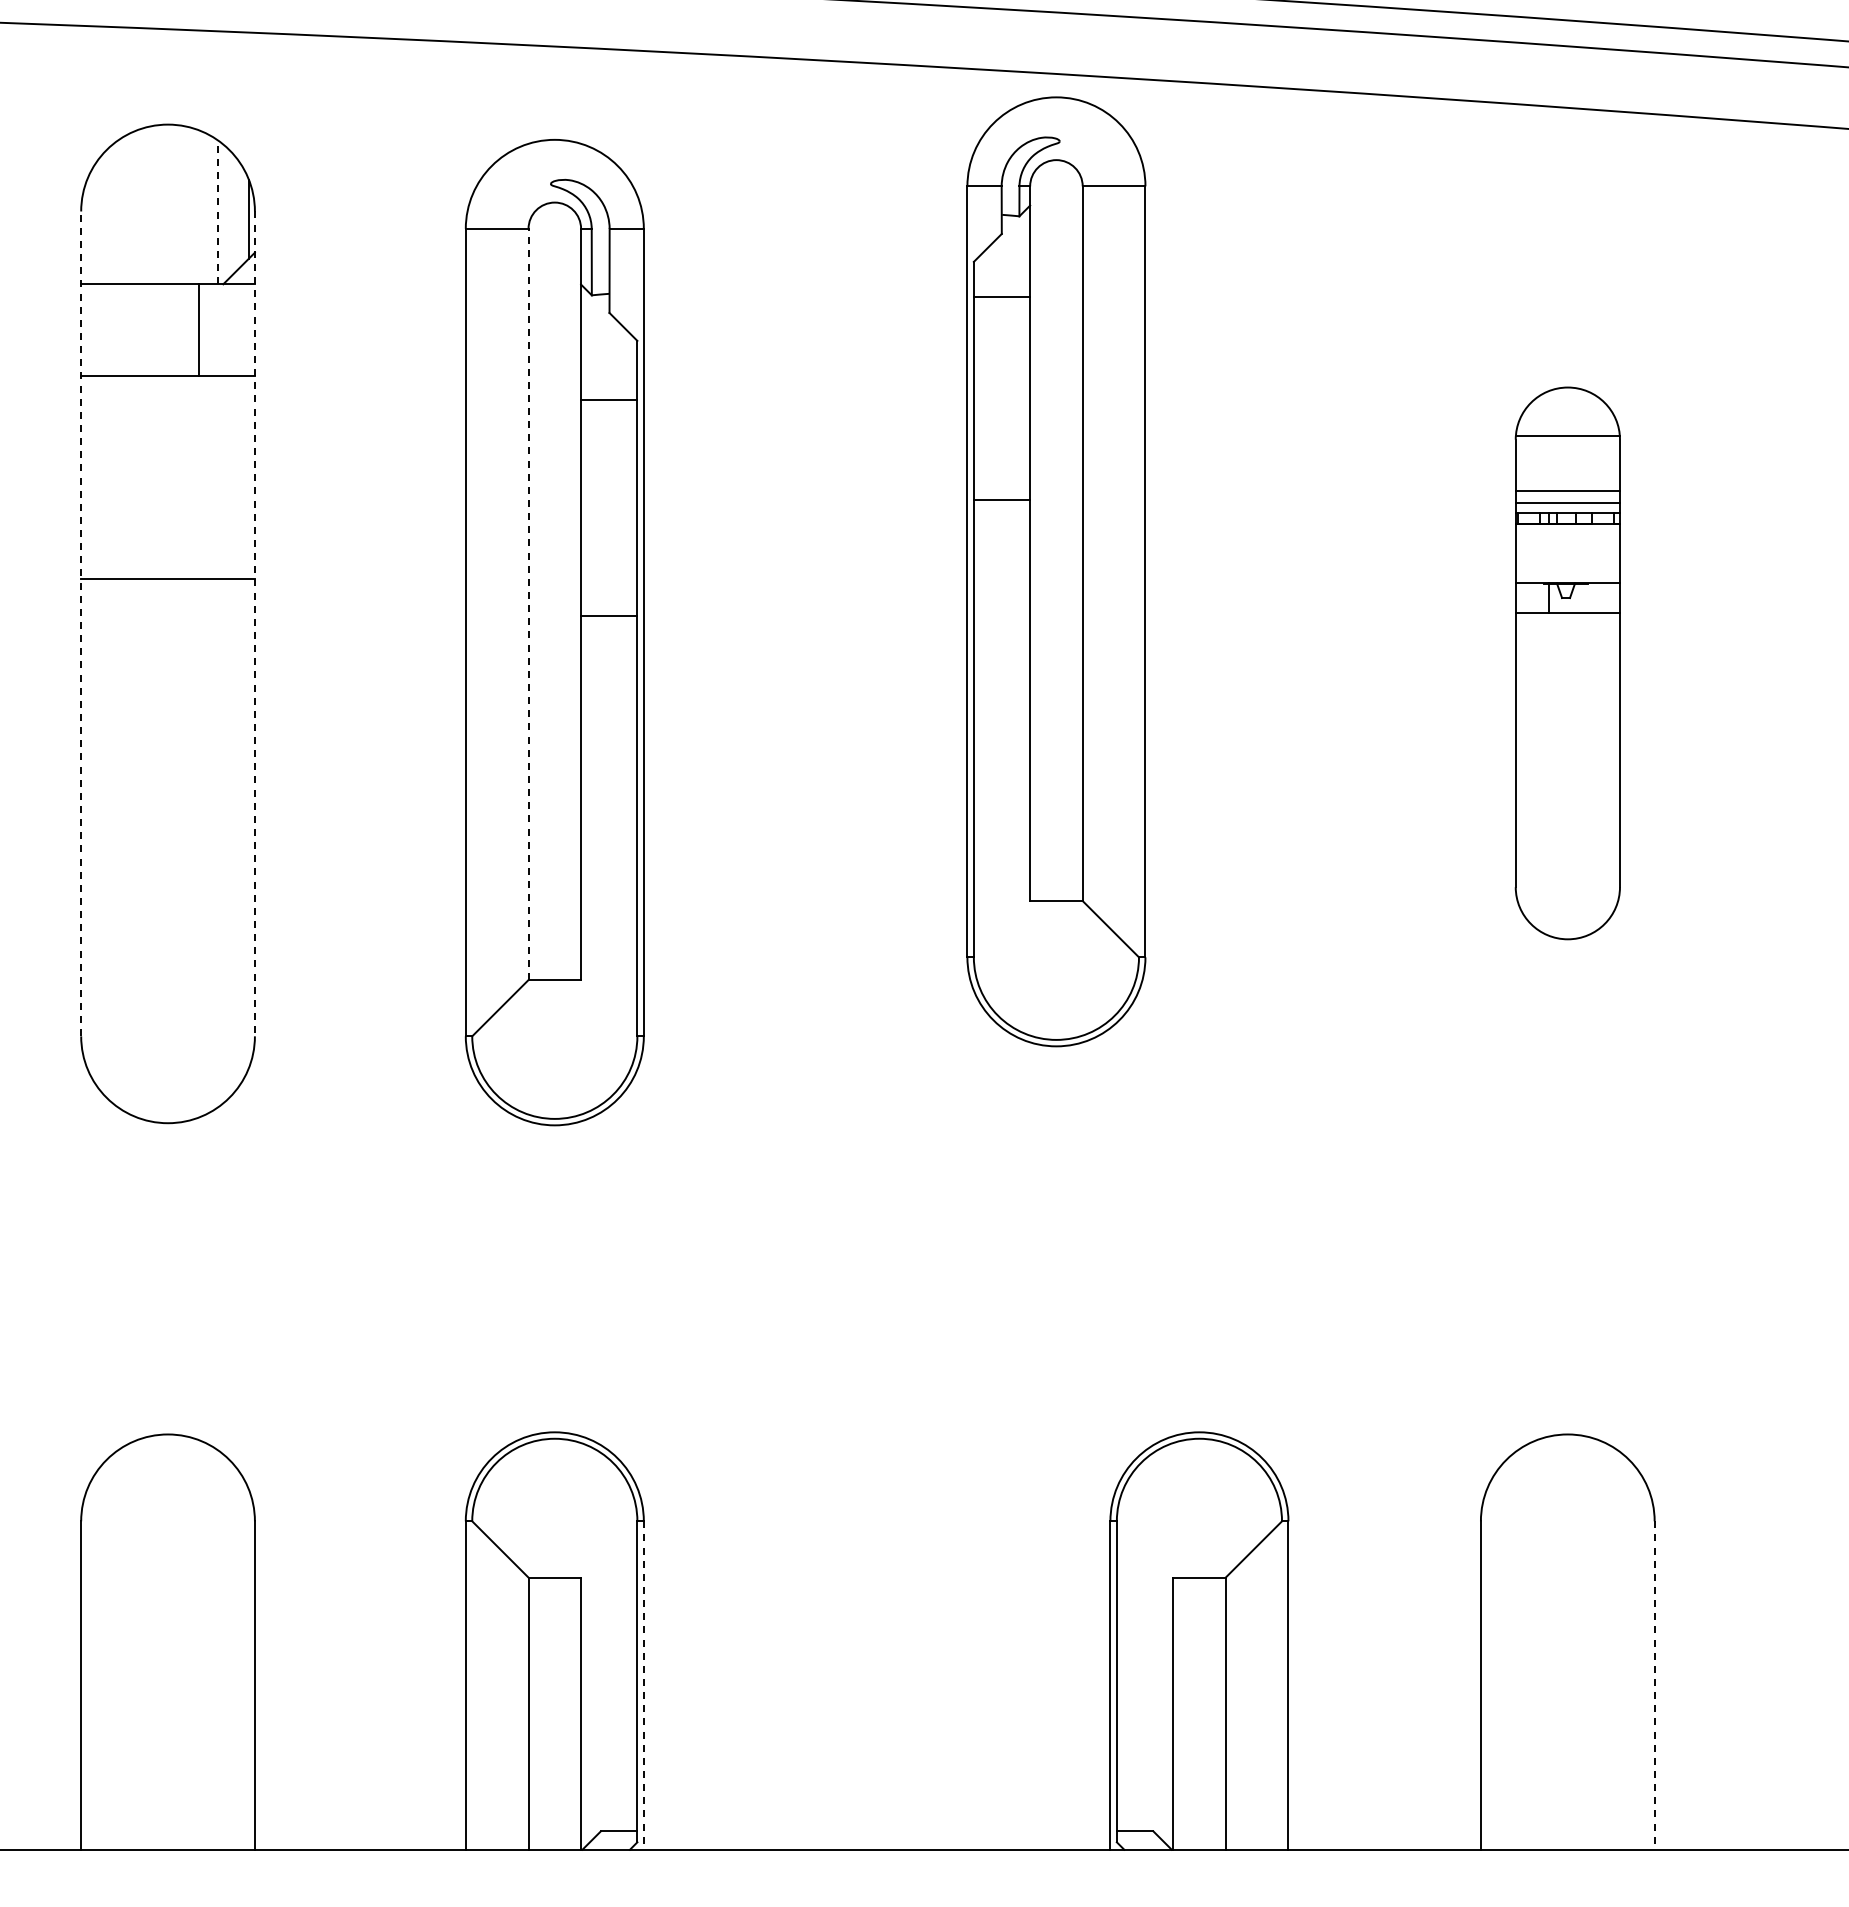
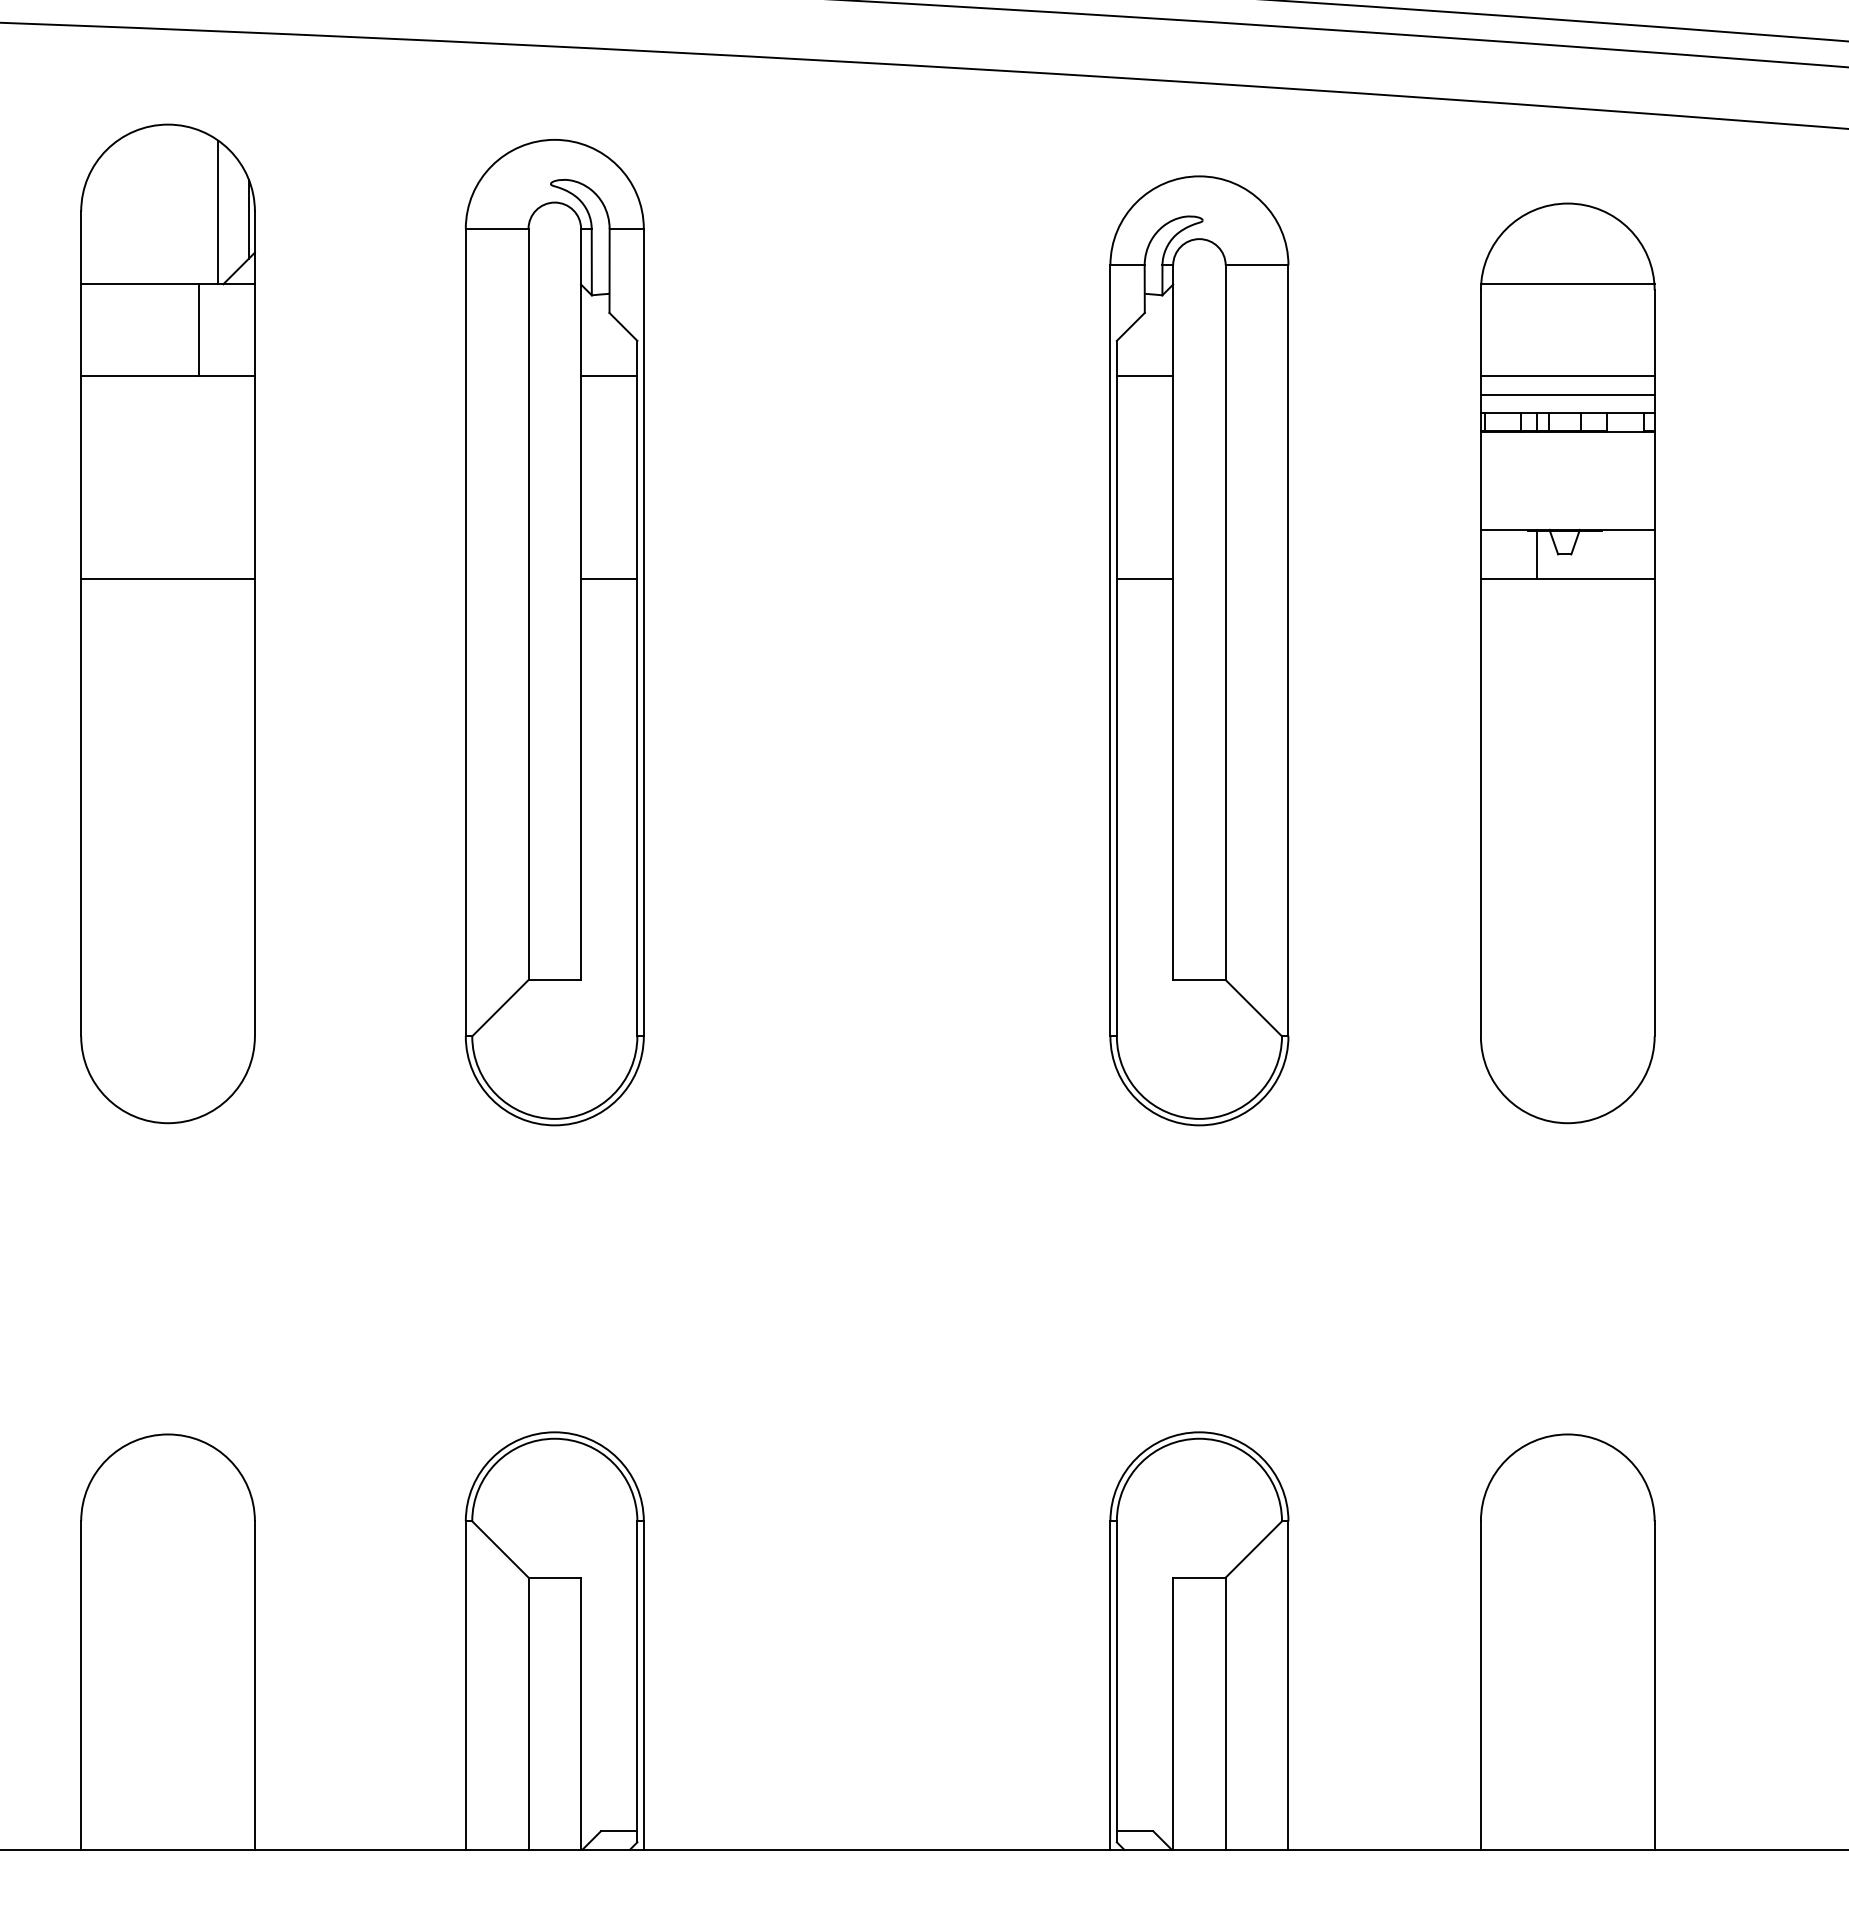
line: dashed -> solid (218, 212)
line position: (609, 400) -> (609, 376) (609, 376)
part position: (1056, 571) -> (1199, 650) (1199, 650)
line: dashed -> solid (528, 604)
line position: (609, 615) -> (609, 578) (609, 578)
line: dashed -> solid (81, 623)
line: dashed -> solid (254, 624)
part size: 107x555 px -> 176x923 px (1567, 663)
line: dashed -> solid (643, 1686)
line: dashed -> solid (1654, 1686)
